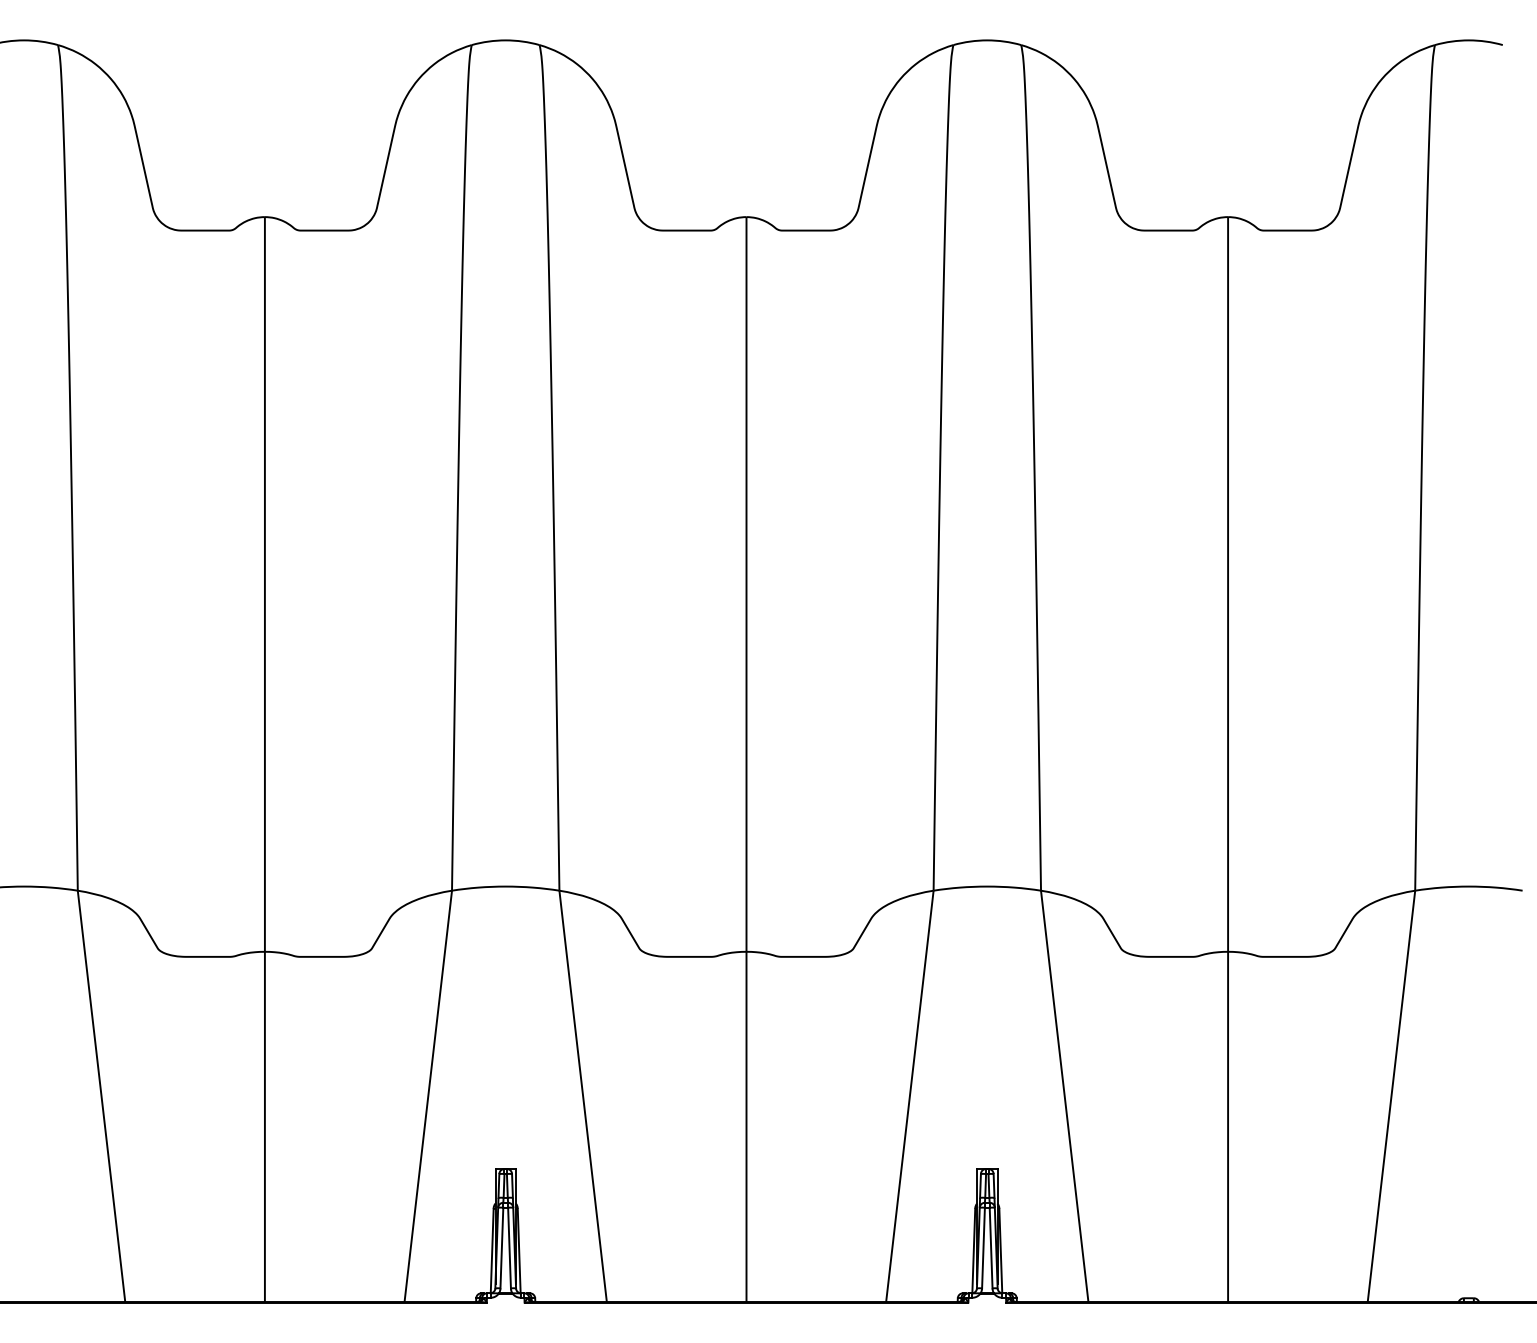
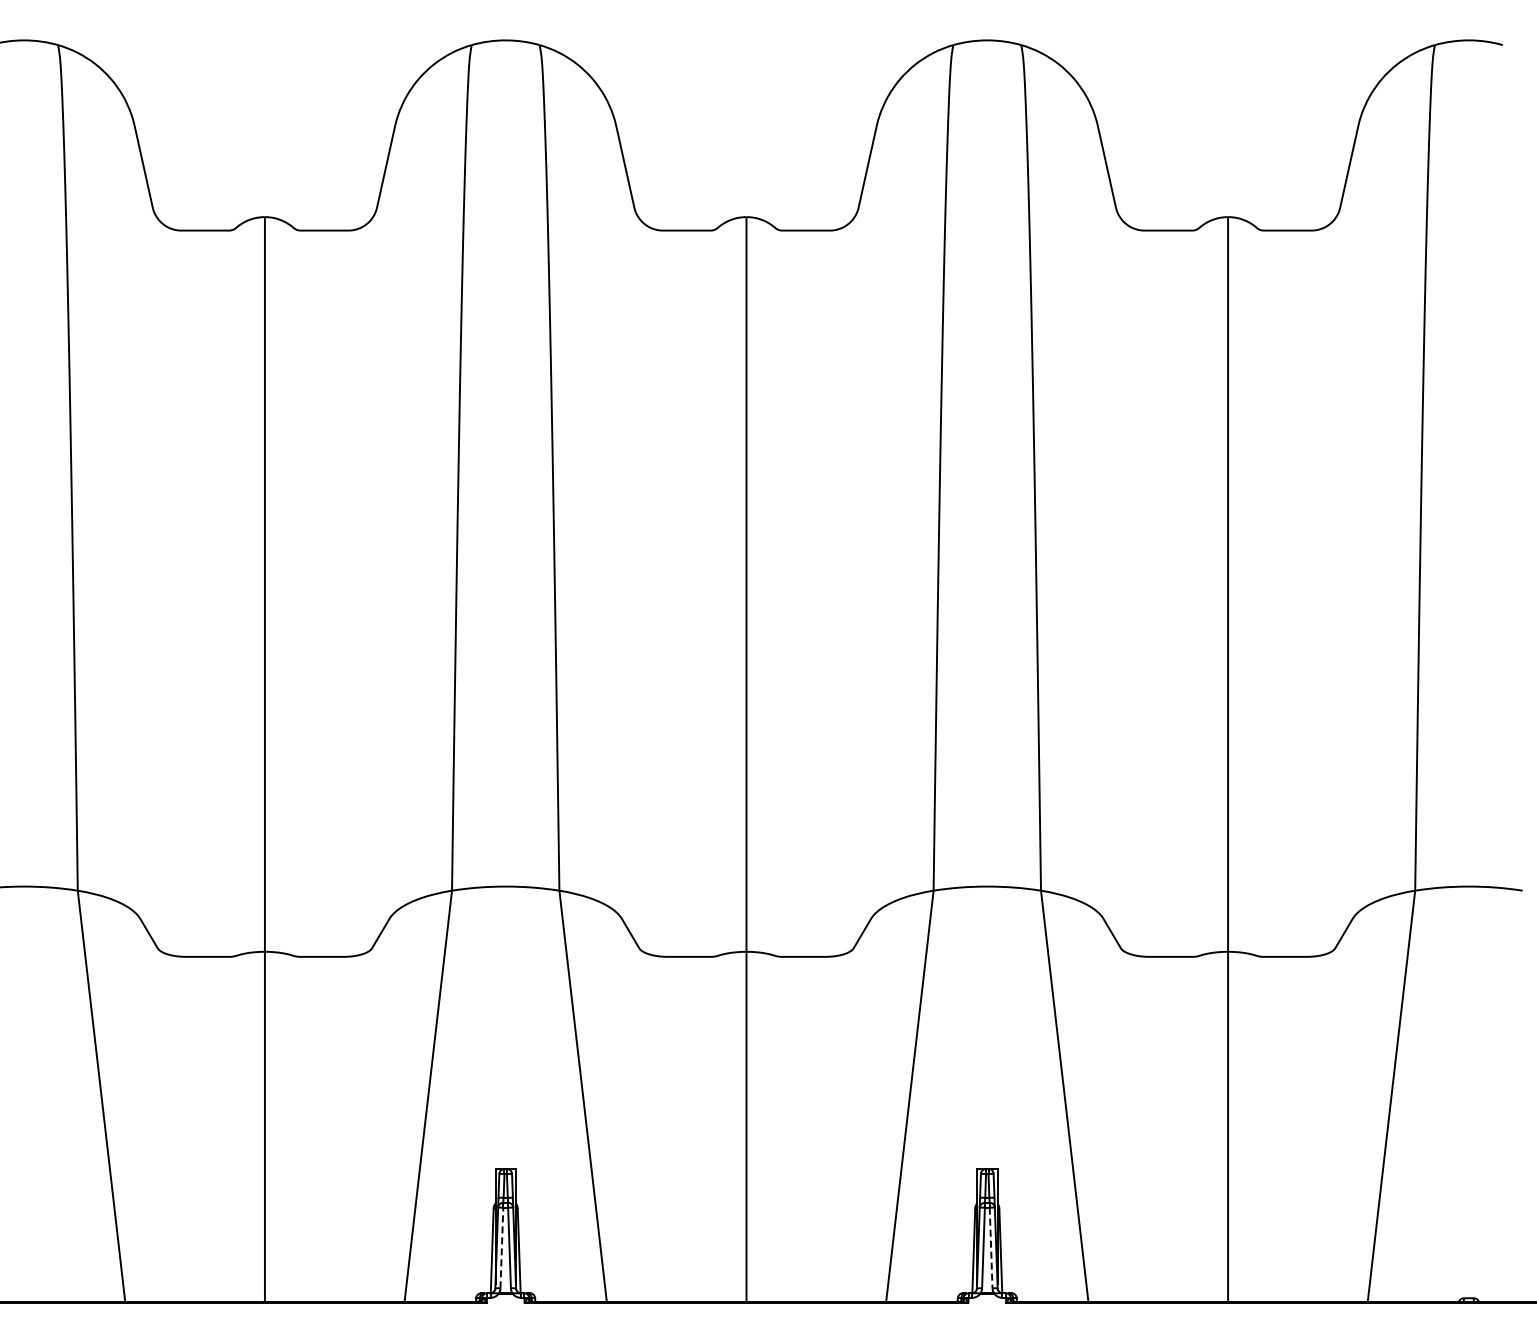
line: solid -> dashed (501, 1247)
line: solid -> dashed (991, 1248)
